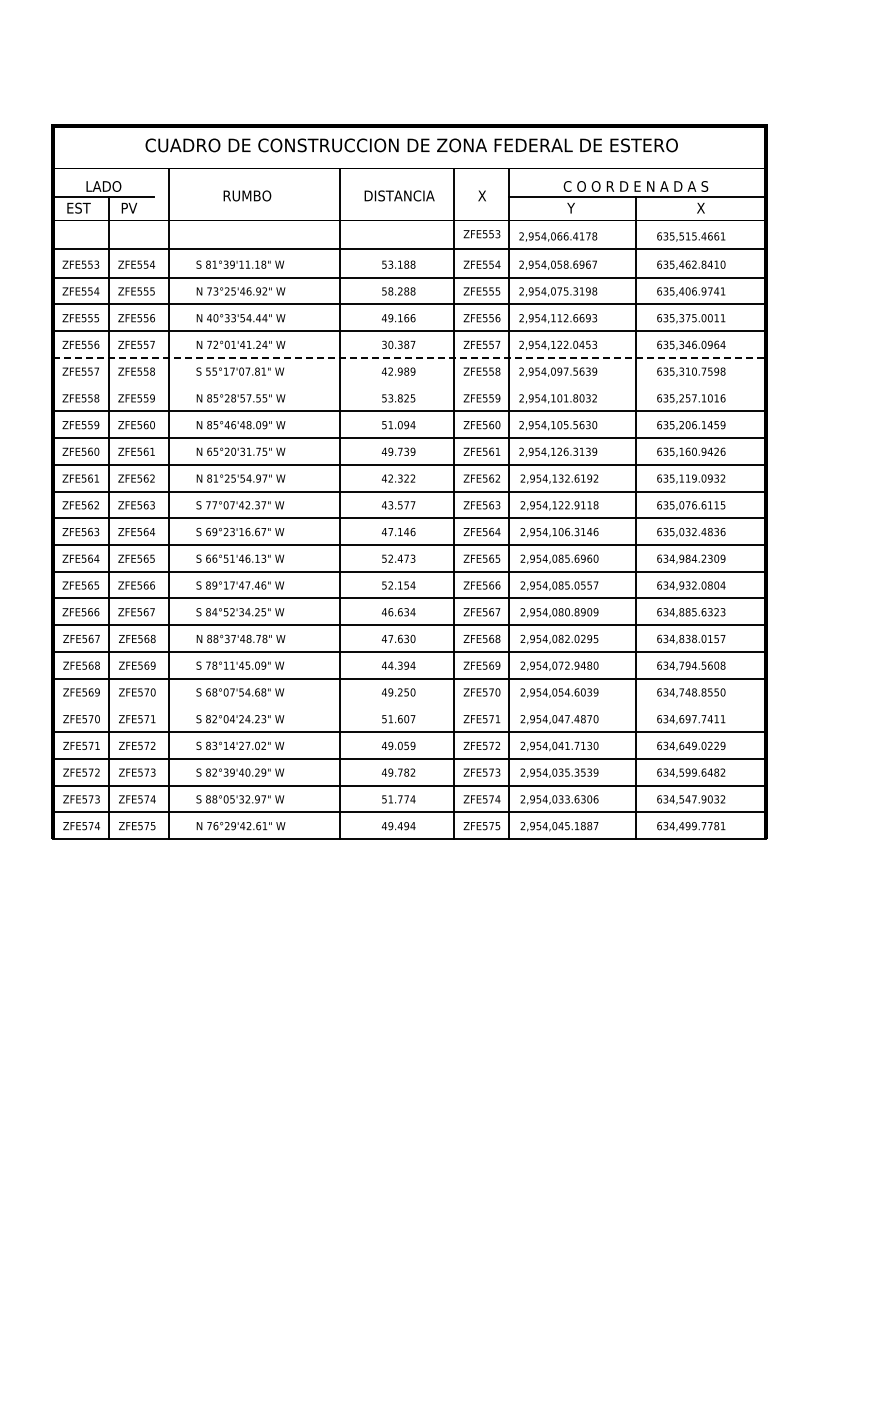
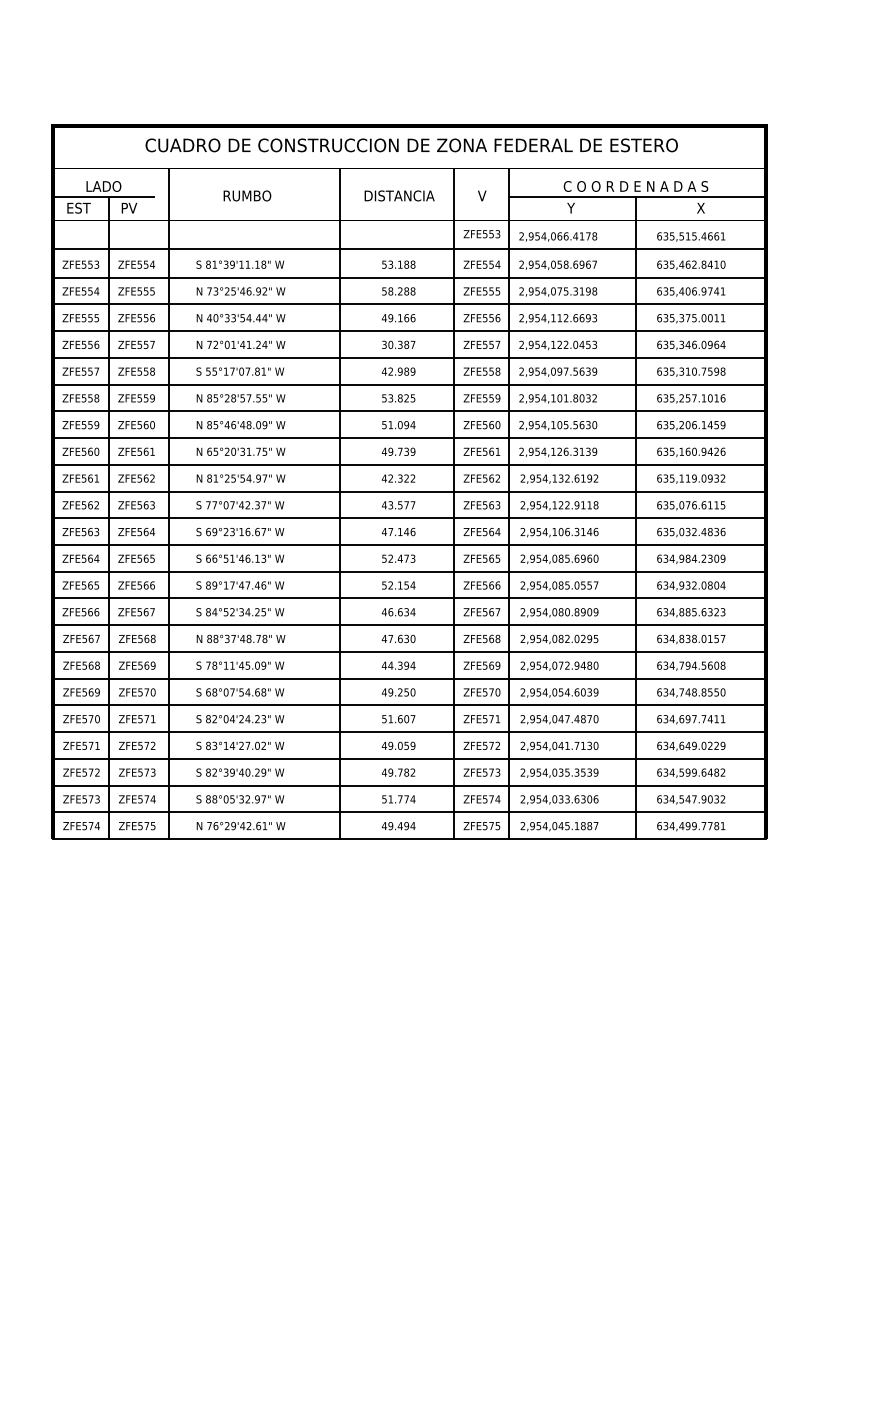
text: X -> V (482, 195)
line: dashed -> solid (410, 357)
line: none -> present (409, 384)
line: none -> present (409, 705)
